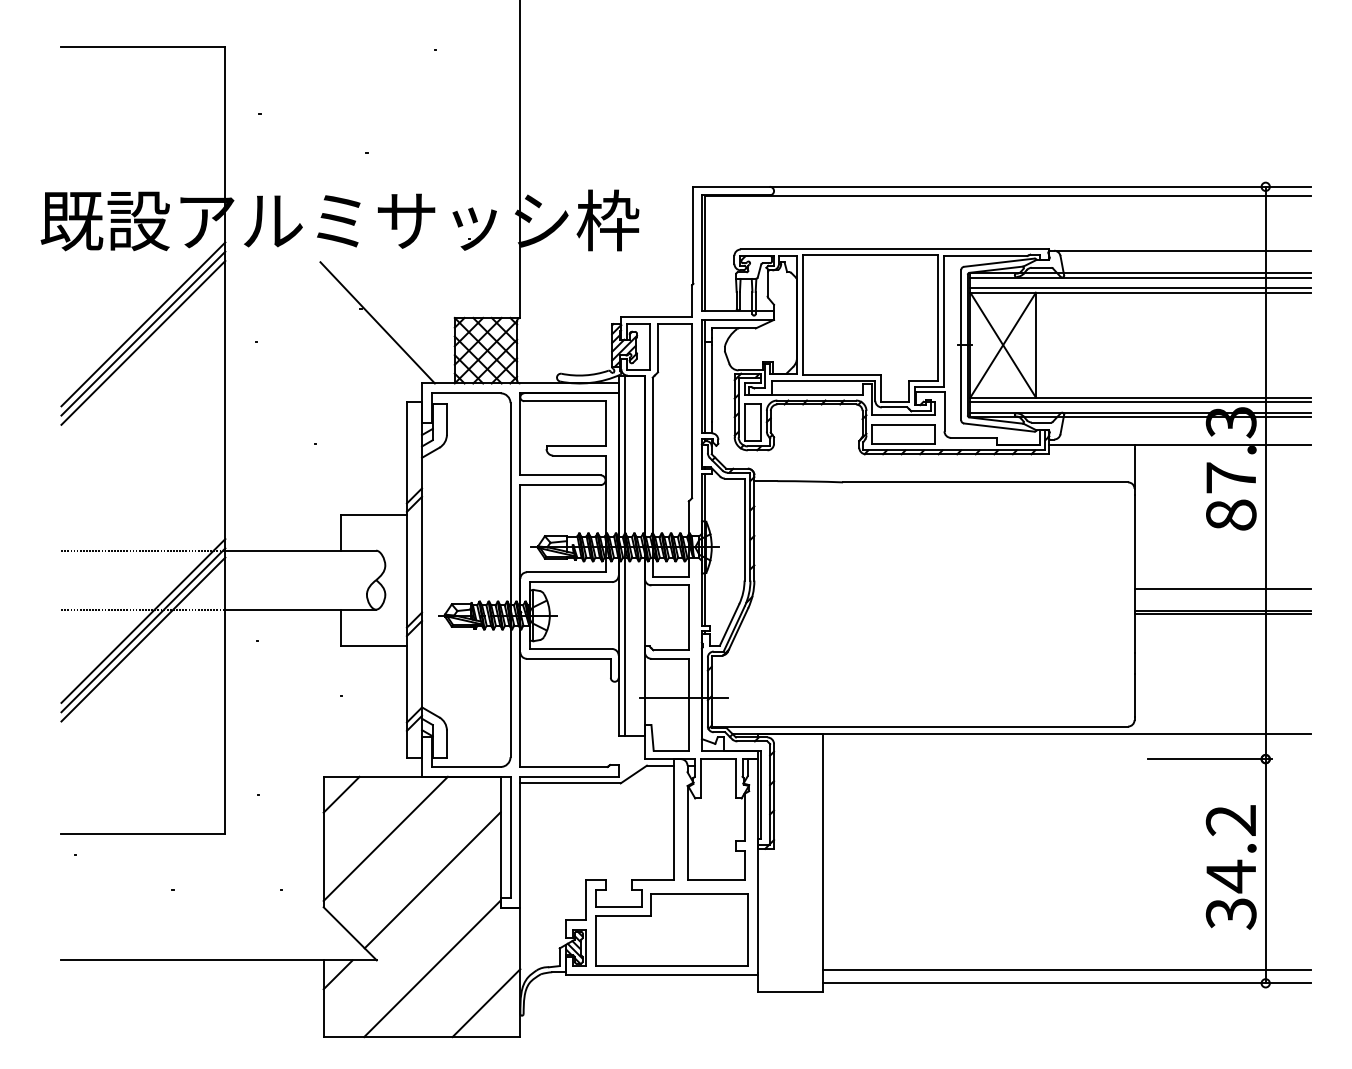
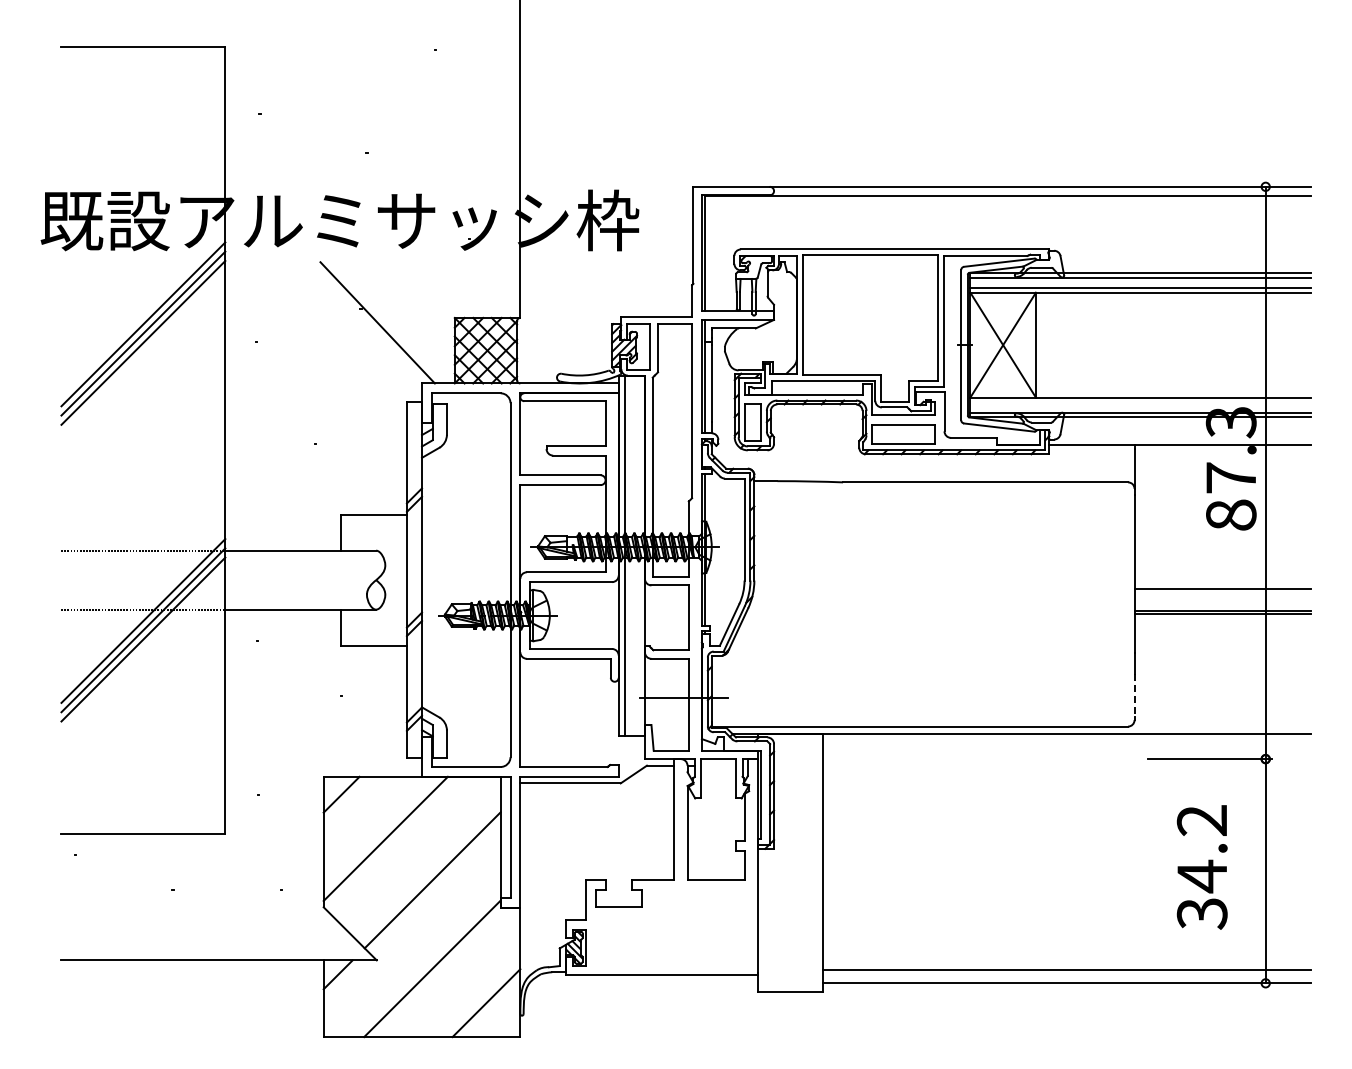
line: present -> none (1183, 251)
line: present -> none (1140, 402)
line: solid -> dashed (1134, 695)
text position: (1230, 867) -> (1201, 867) (1201, 867)
part: present -> none (671, 929)
